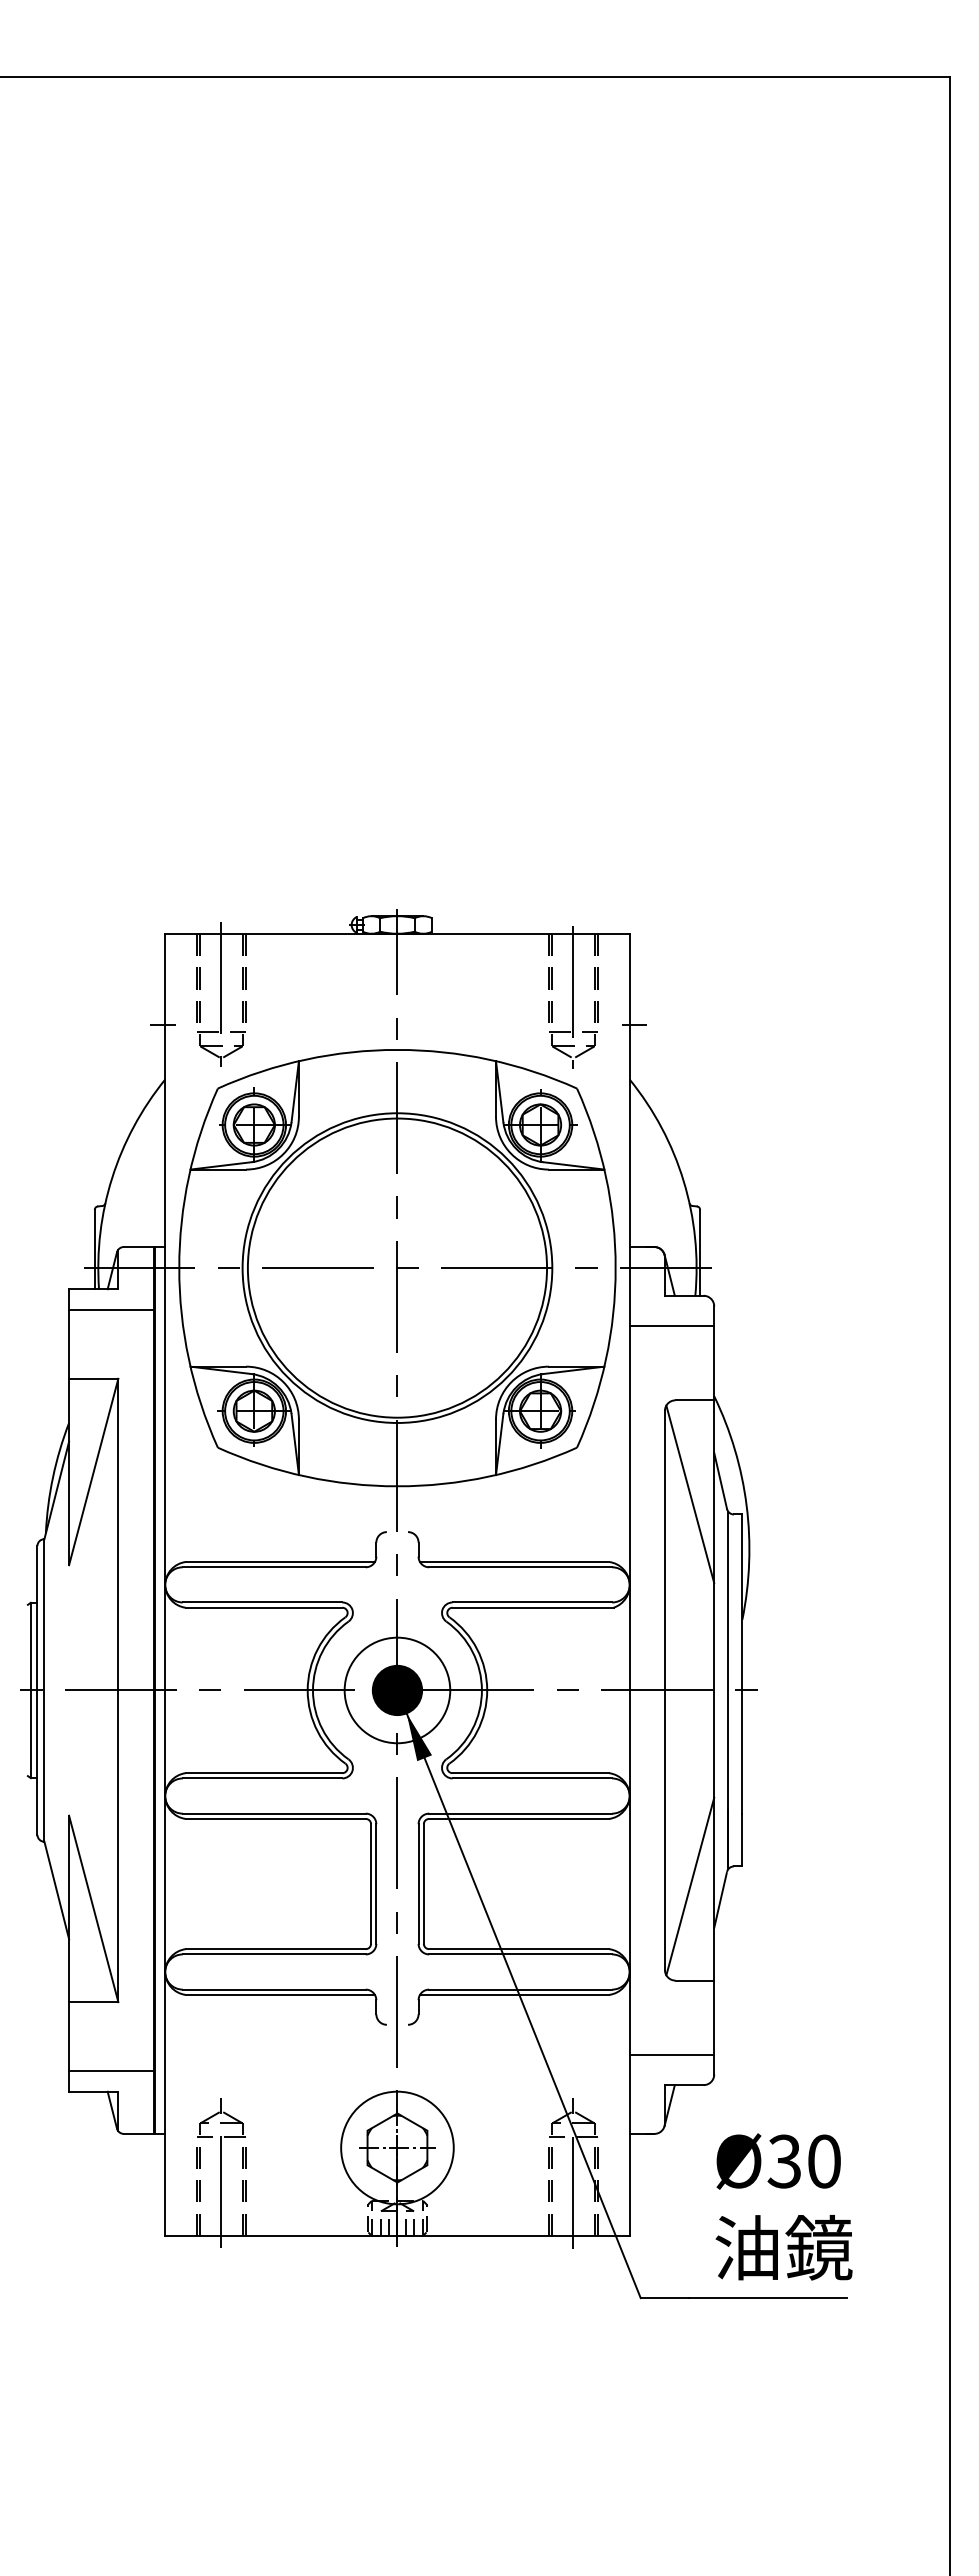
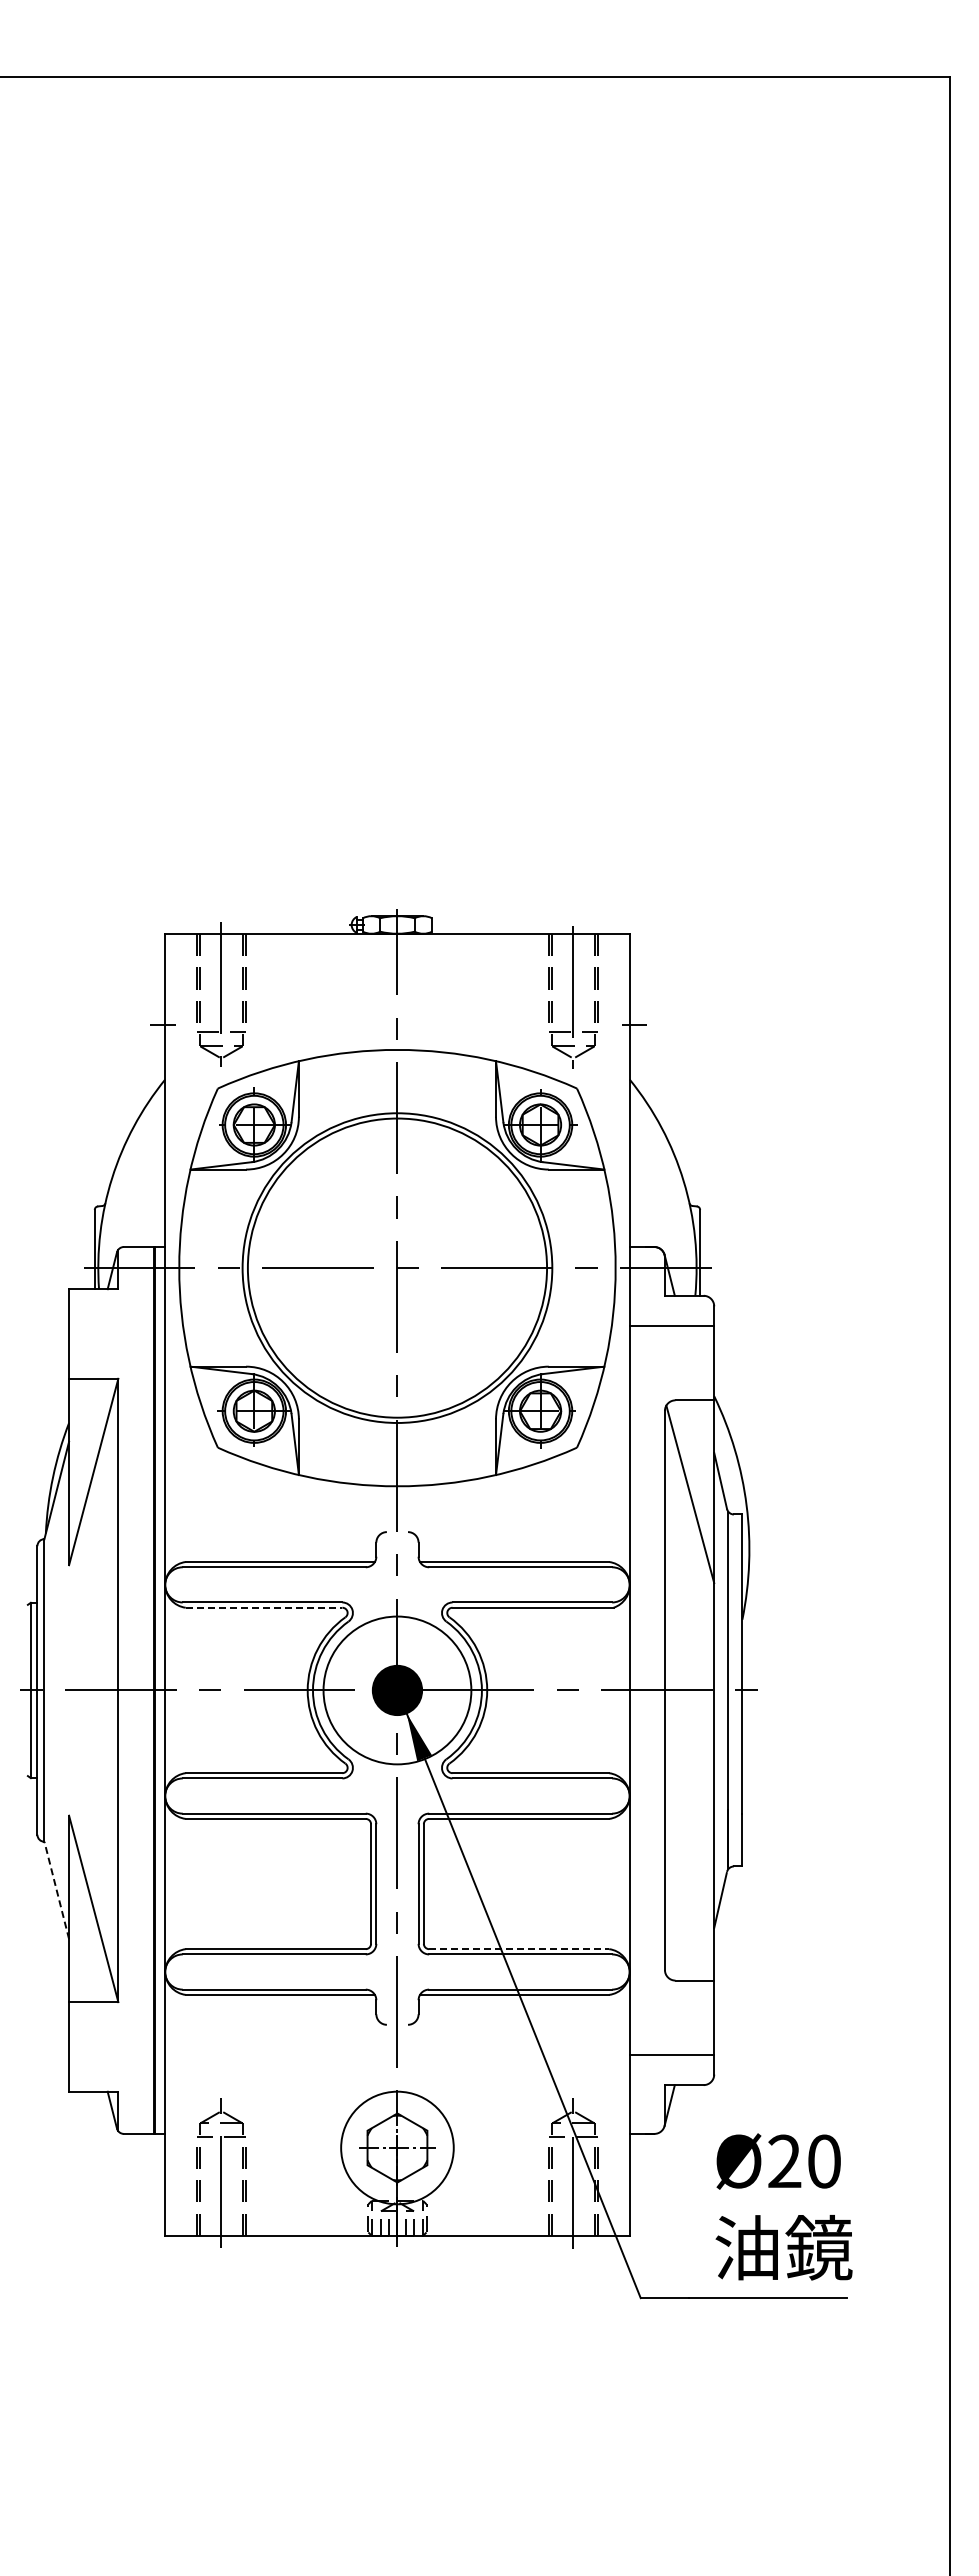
line: present -> none (111, 1310)
line: solid -> dashed (264, 1607)
circle diameter: 106 px -> 148 px (397, 1690)
line: present -> none (690, 1886)
line: solid -> dashed (56, 1890)
line: solid -> dashed (519, 1949)
line: present -> none (111, 2070)
text: Ø30 -> Ø20 (784, 2161)
